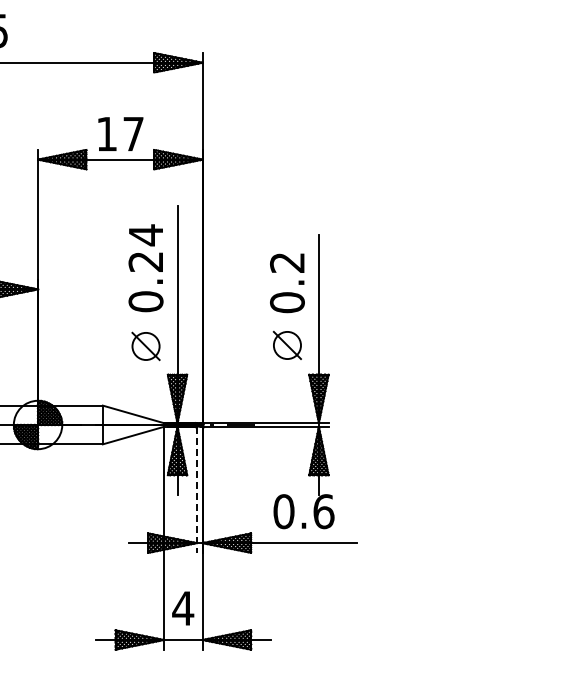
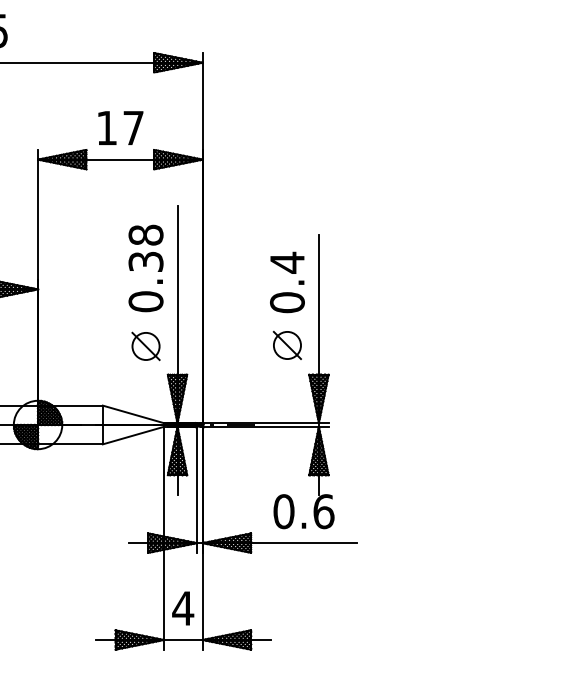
text position: (120, 133) -> (120, 127) (120, 127)
text: 0.24 -> 0.38 (145, 247)
text: 0.2 -> 0.4 (287, 262)
line: dashed -> solid (196, 489)
